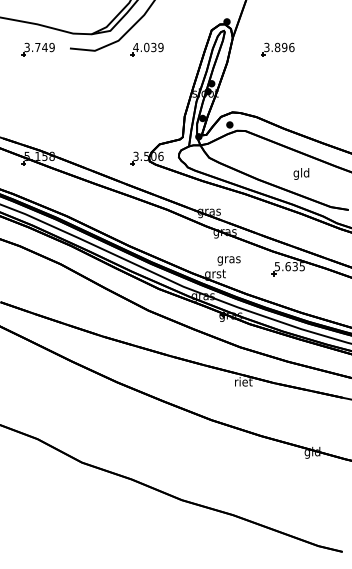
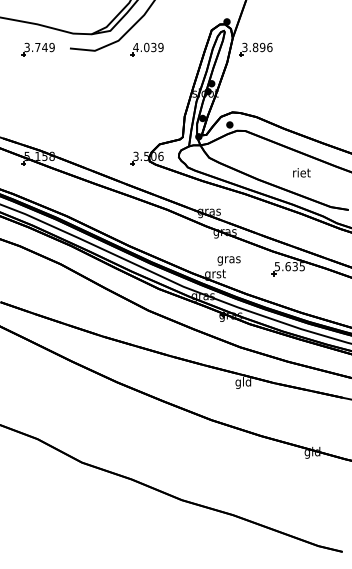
part position: (277, 49) -> (255, 49) (255, 49)
text: gld -> riet (301, 173)
text: riet -> gld (243, 382)
